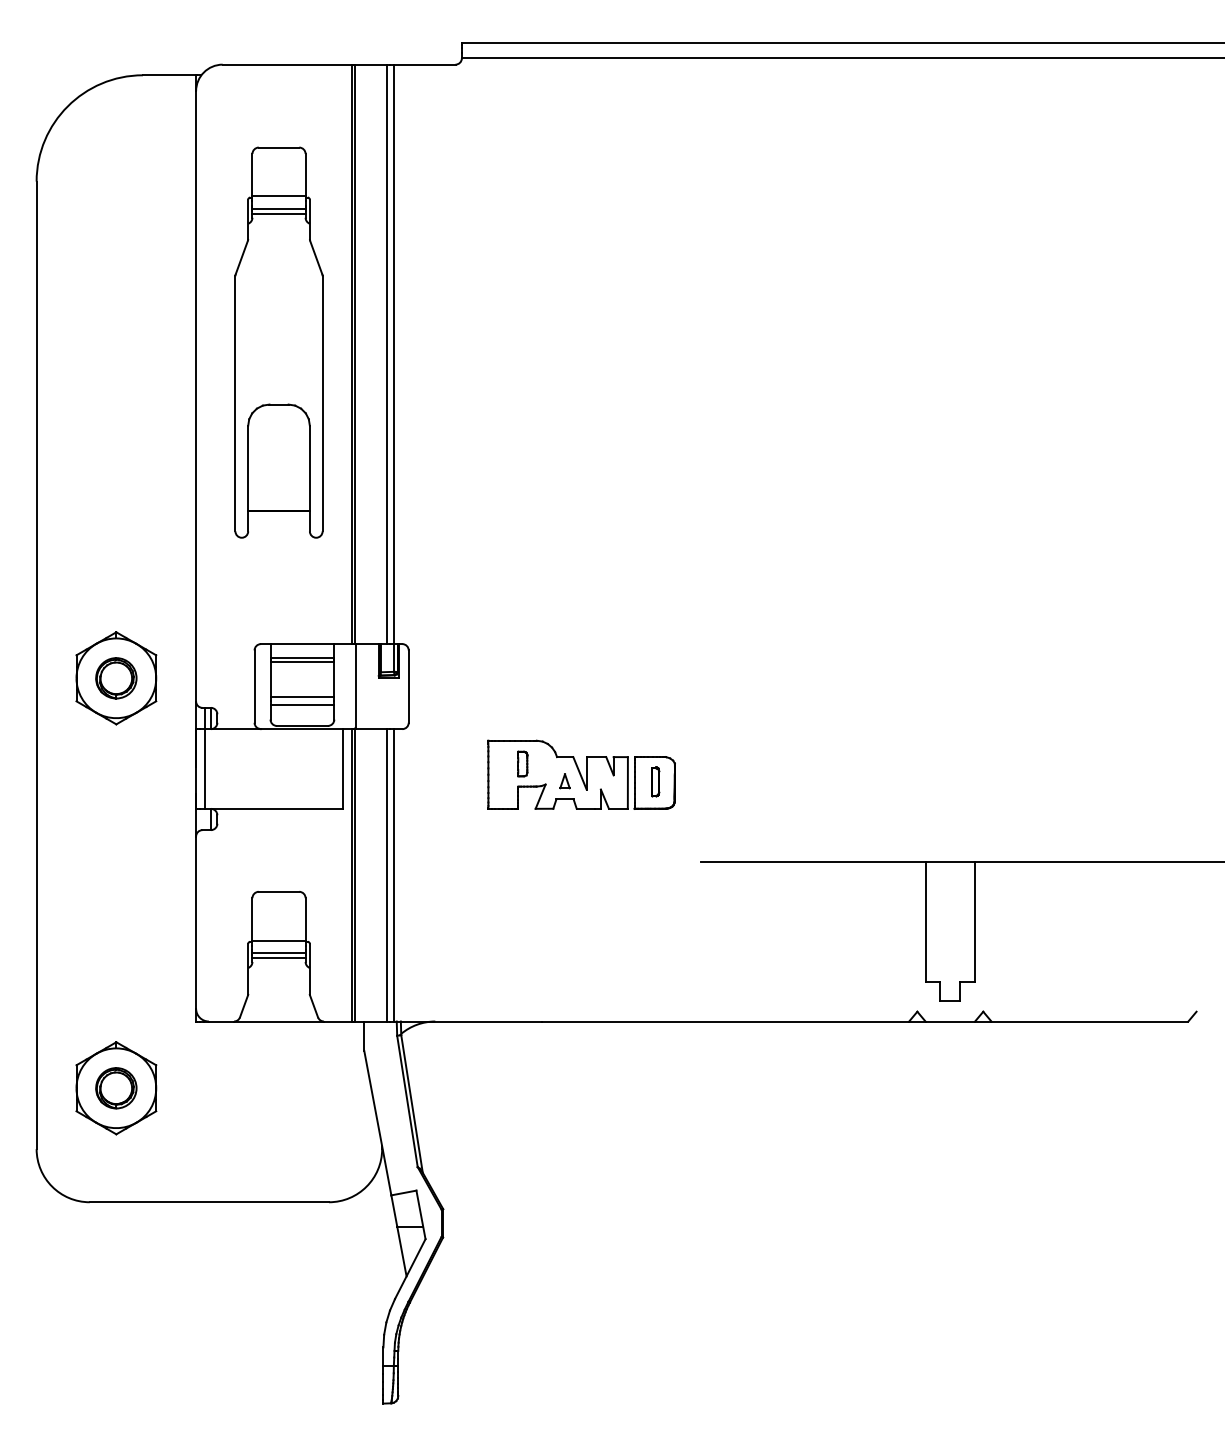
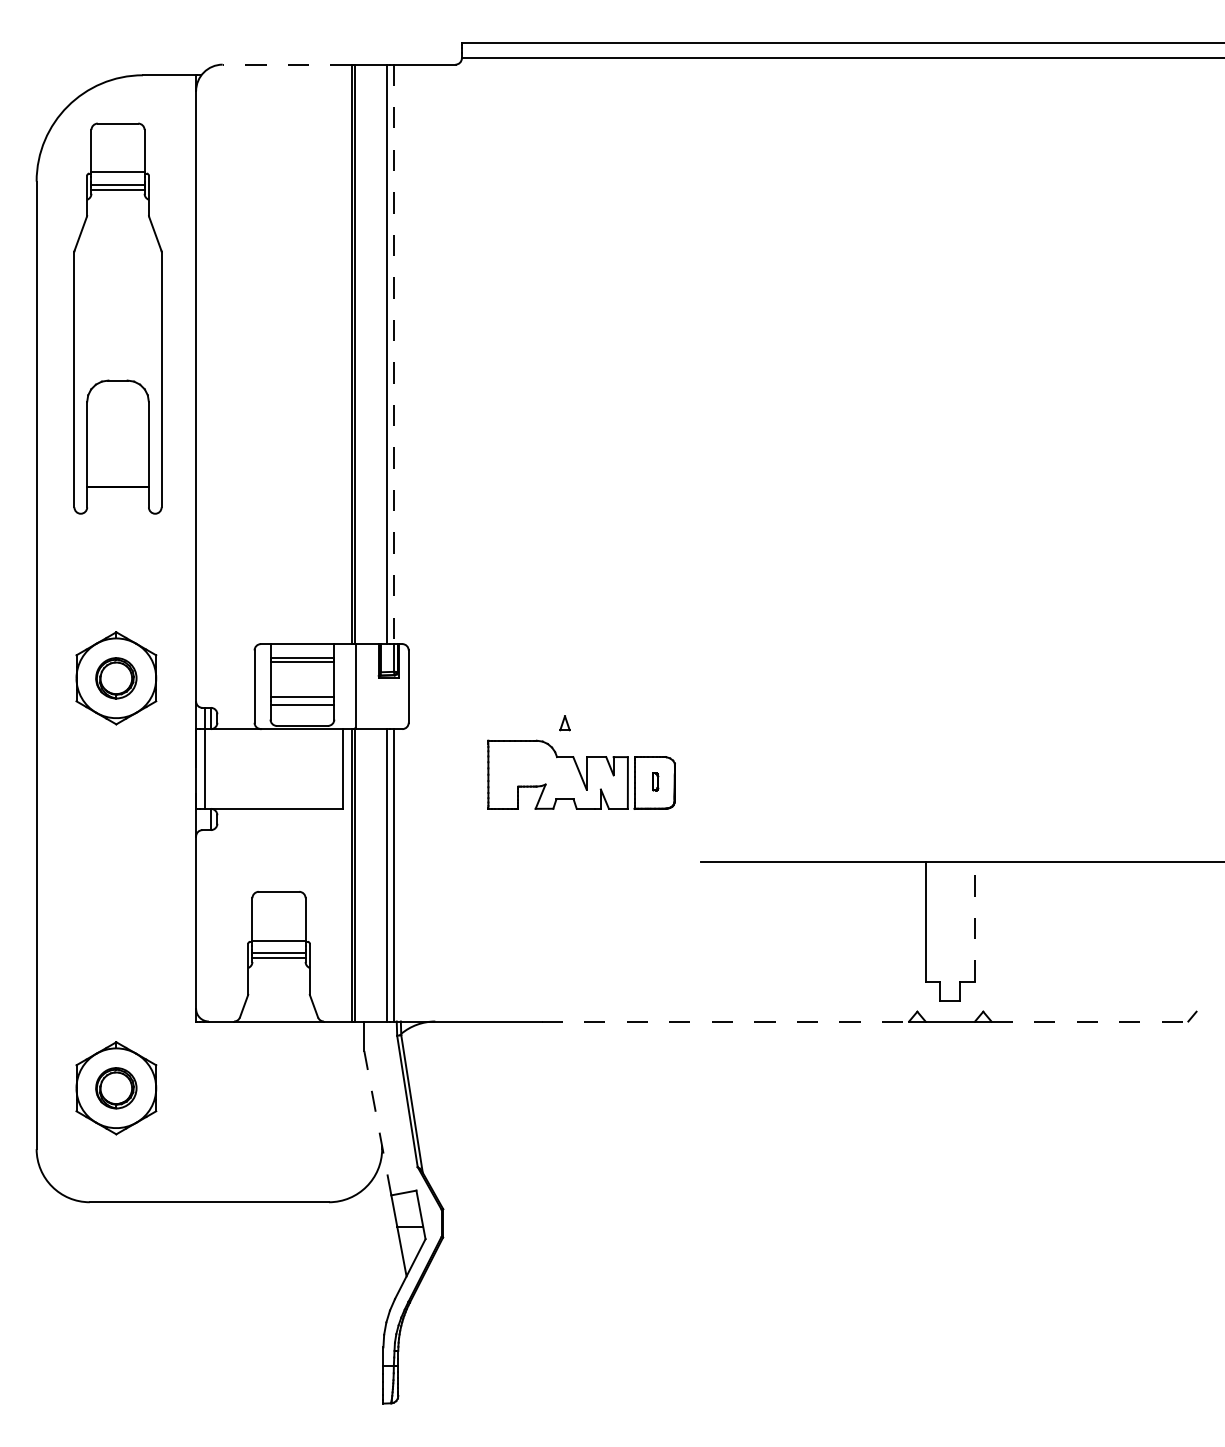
line: solid -> dashed (286, 64)
part position: (278, 342) -> (117, 318) (117, 318)
line: solid -> dashed (394, 354)
part: present -> none (522, 763)
part position: (564, 781) -> (564, 723) (564, 723)
part size: 10x32 px -> 8x20 px (655, 781)
line: solid -> dashed (974, 921)
line: solid -> dashed (725, 1021)
line: solid -> dashed (1090, 1021)
line: solid -> dashed (377, 1122)
